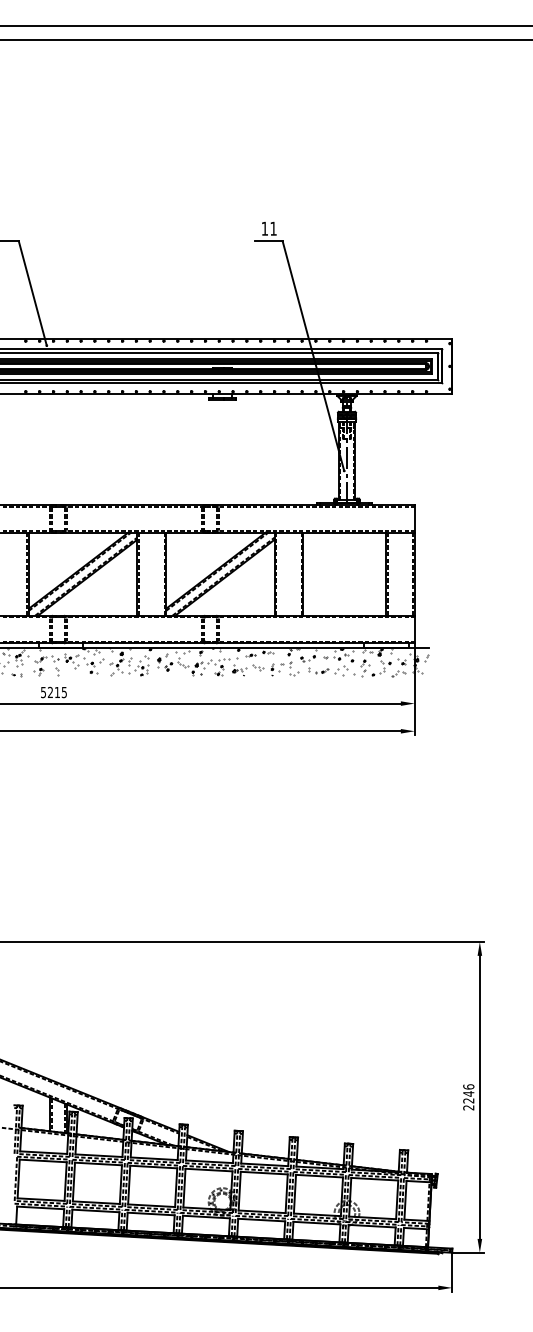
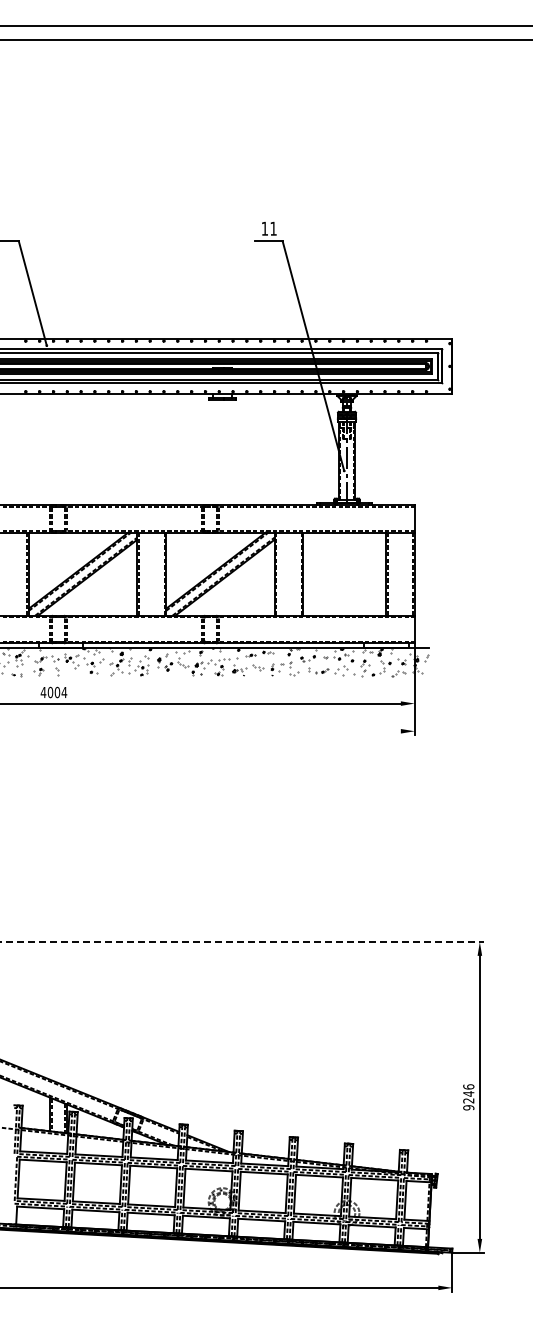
text: 5215 -> 4004 (53, 692)
line: present -> none (201, 731)
line: solid -> dashed (242, 942)
text: 2246 -> 9246 (468, 1107)
